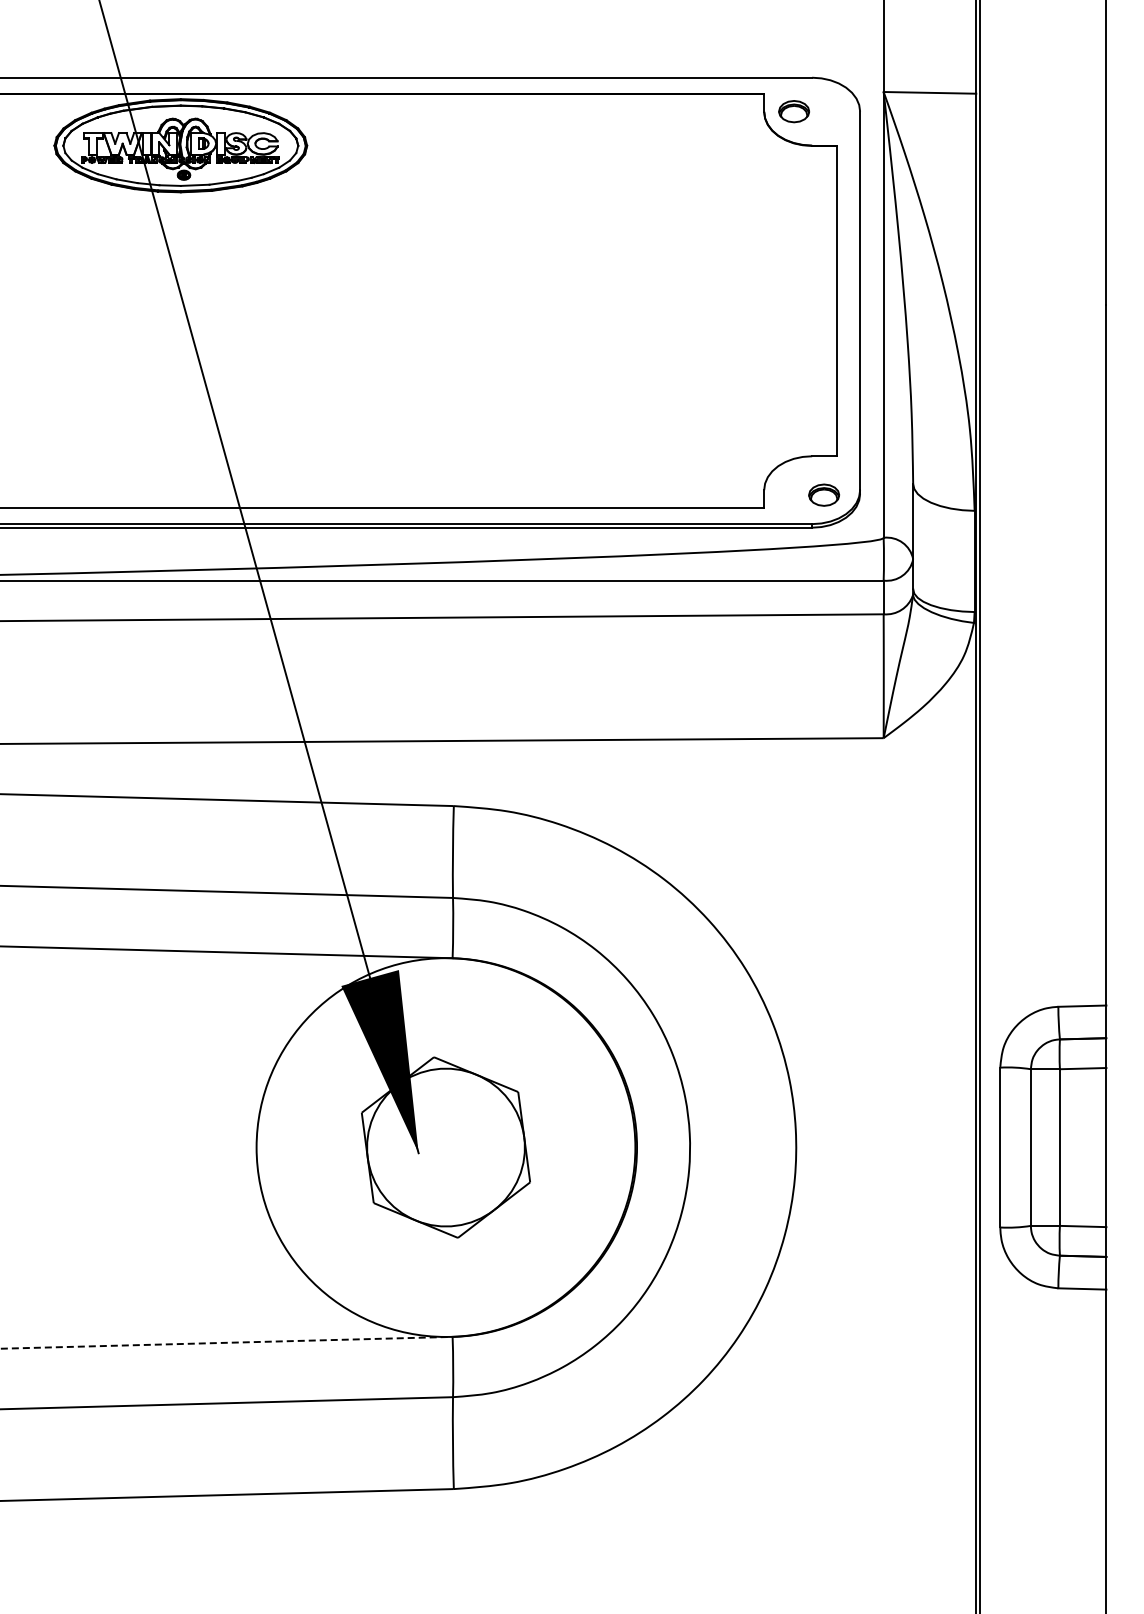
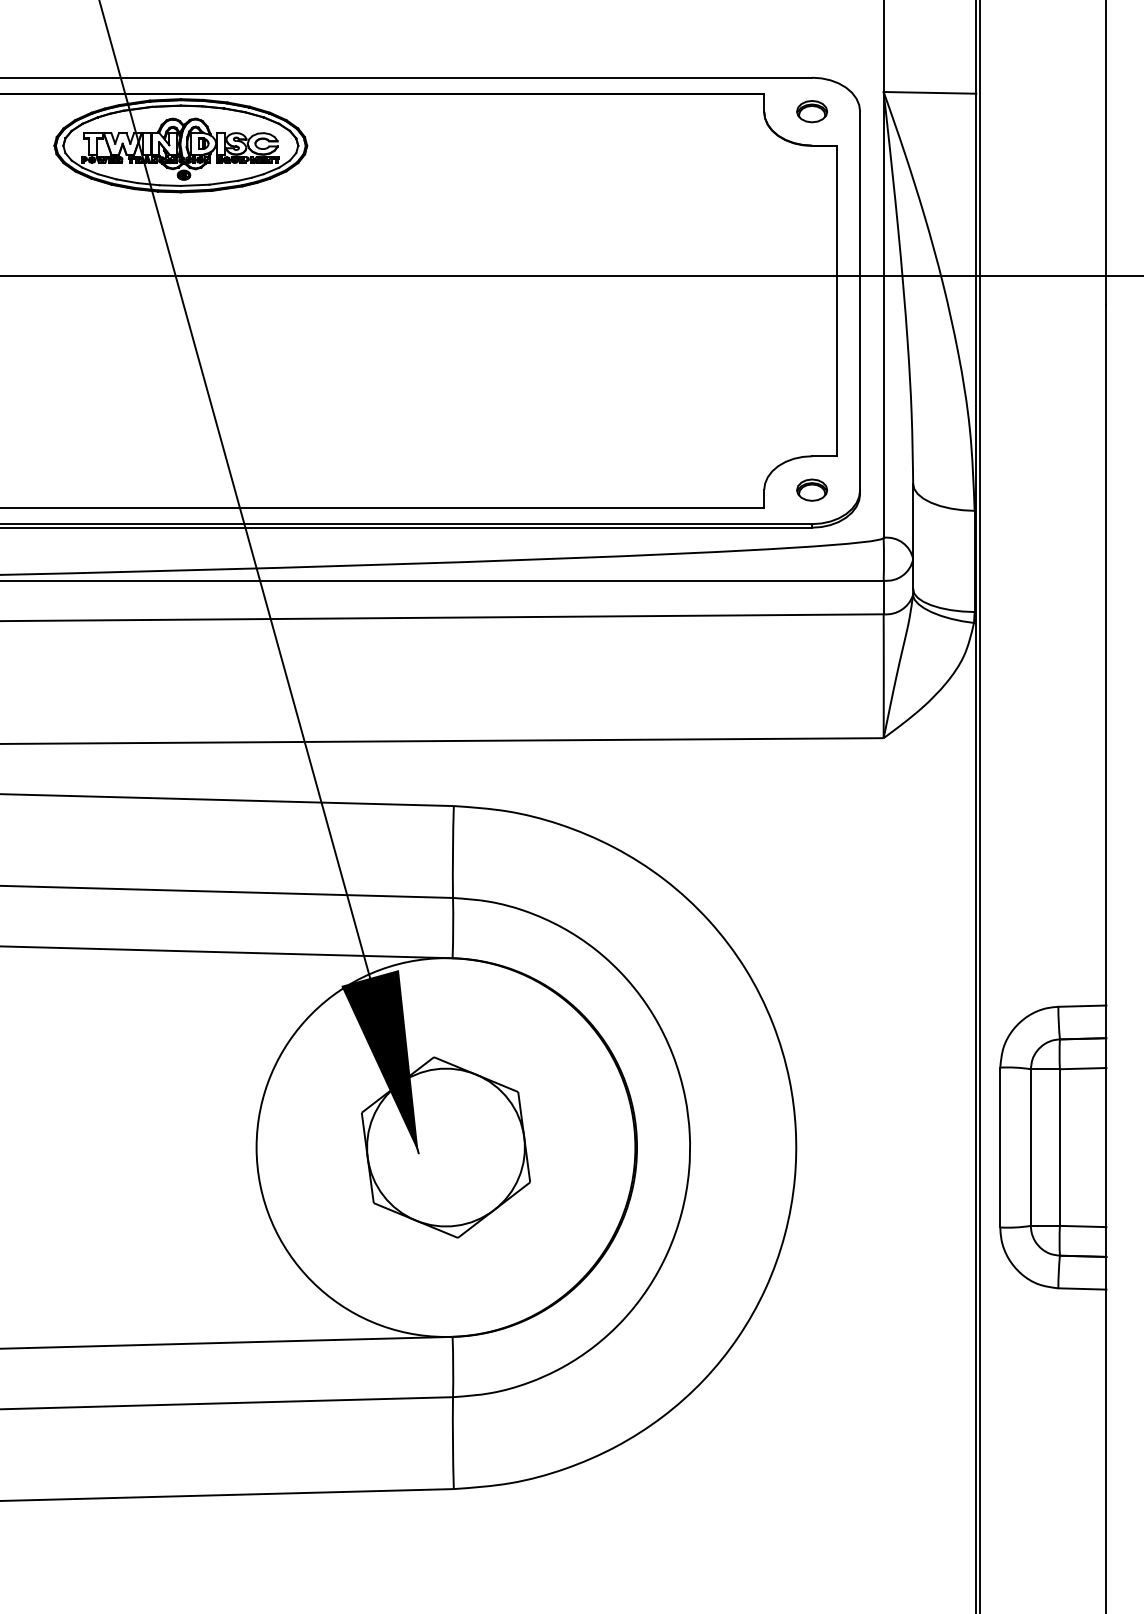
part position: (793, 111) -> (811, 111) (811, 111)
line: none -> present (571, 275)
part position: (823, 494) -> (811, 489) (811, 489)
line: dashed -> solid (226, 1342)
